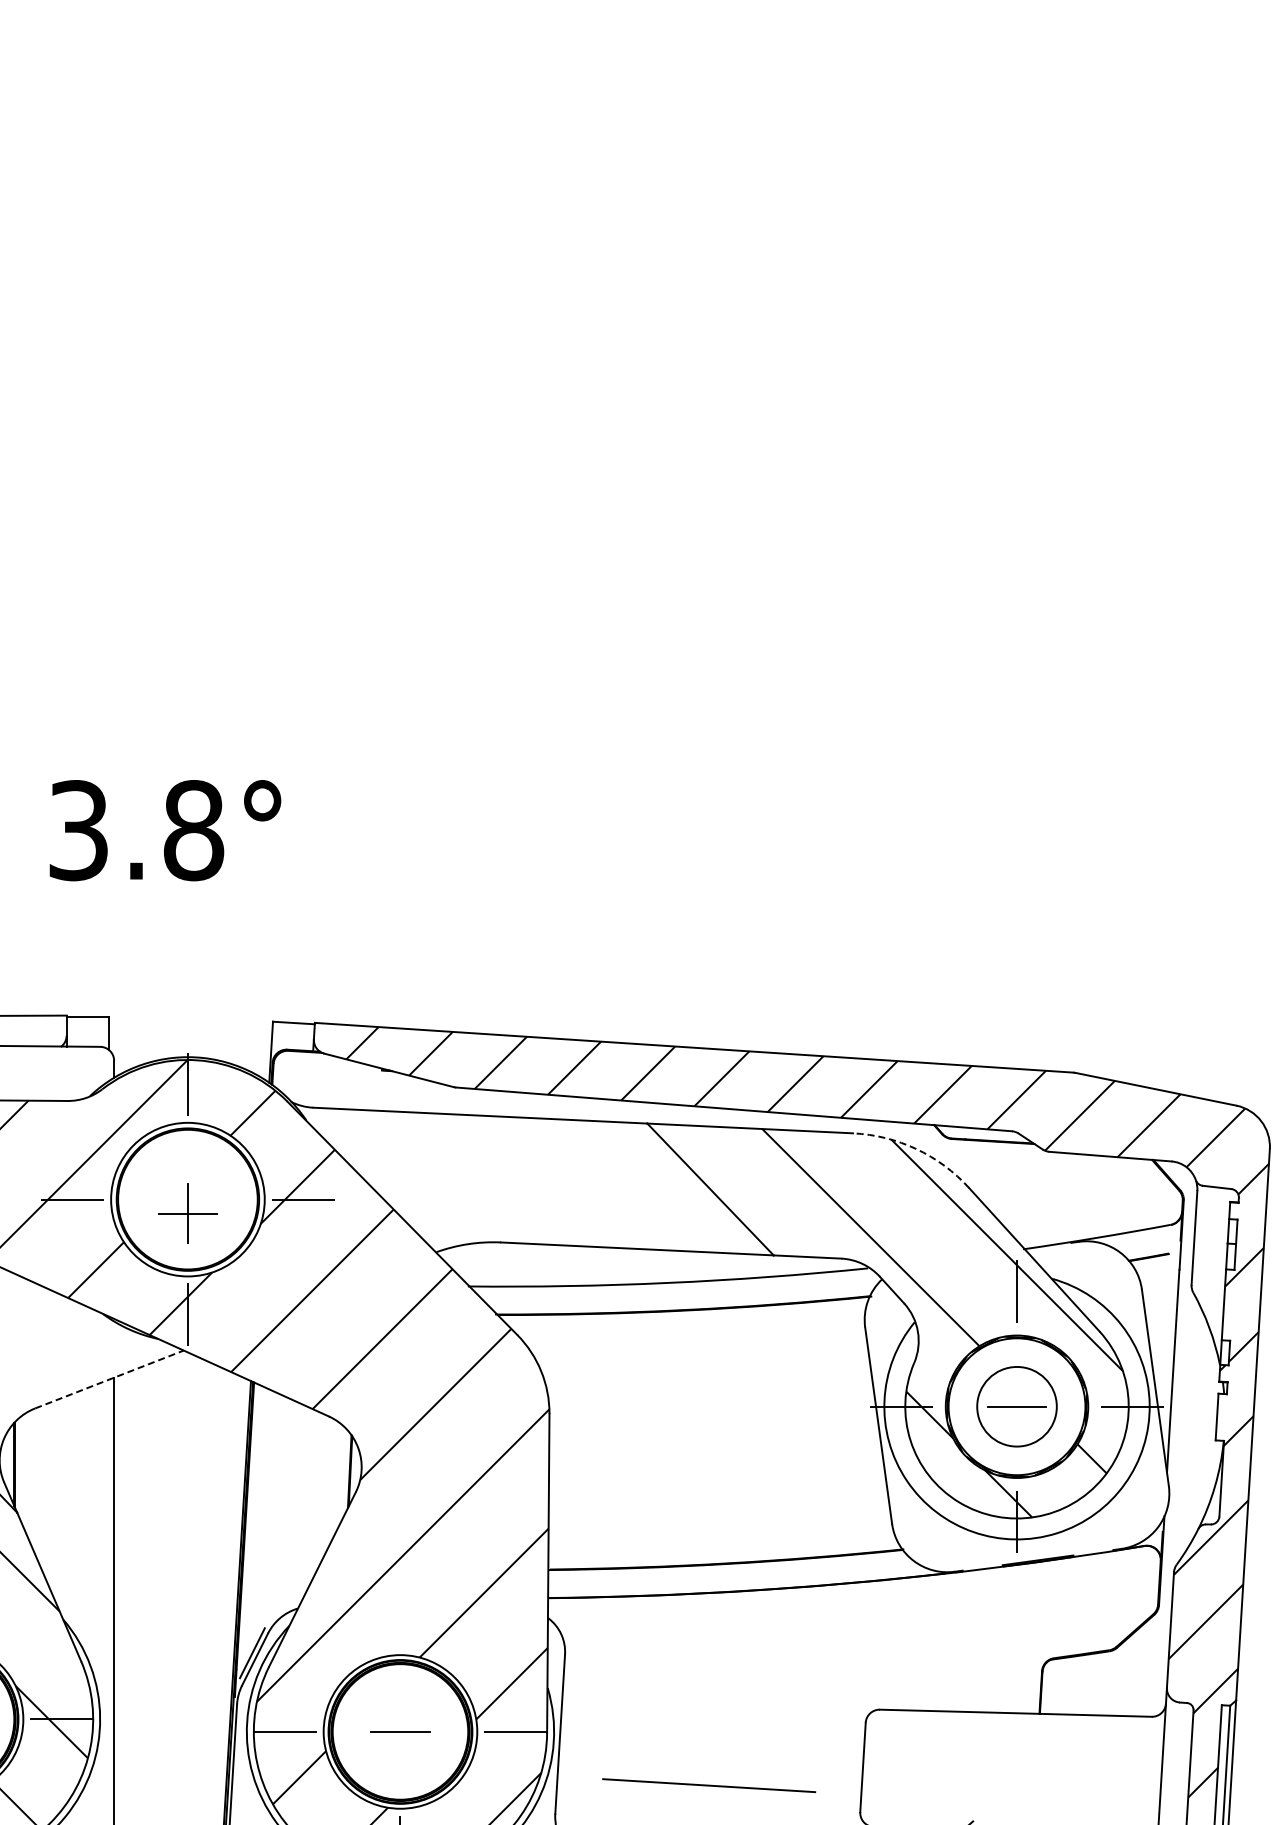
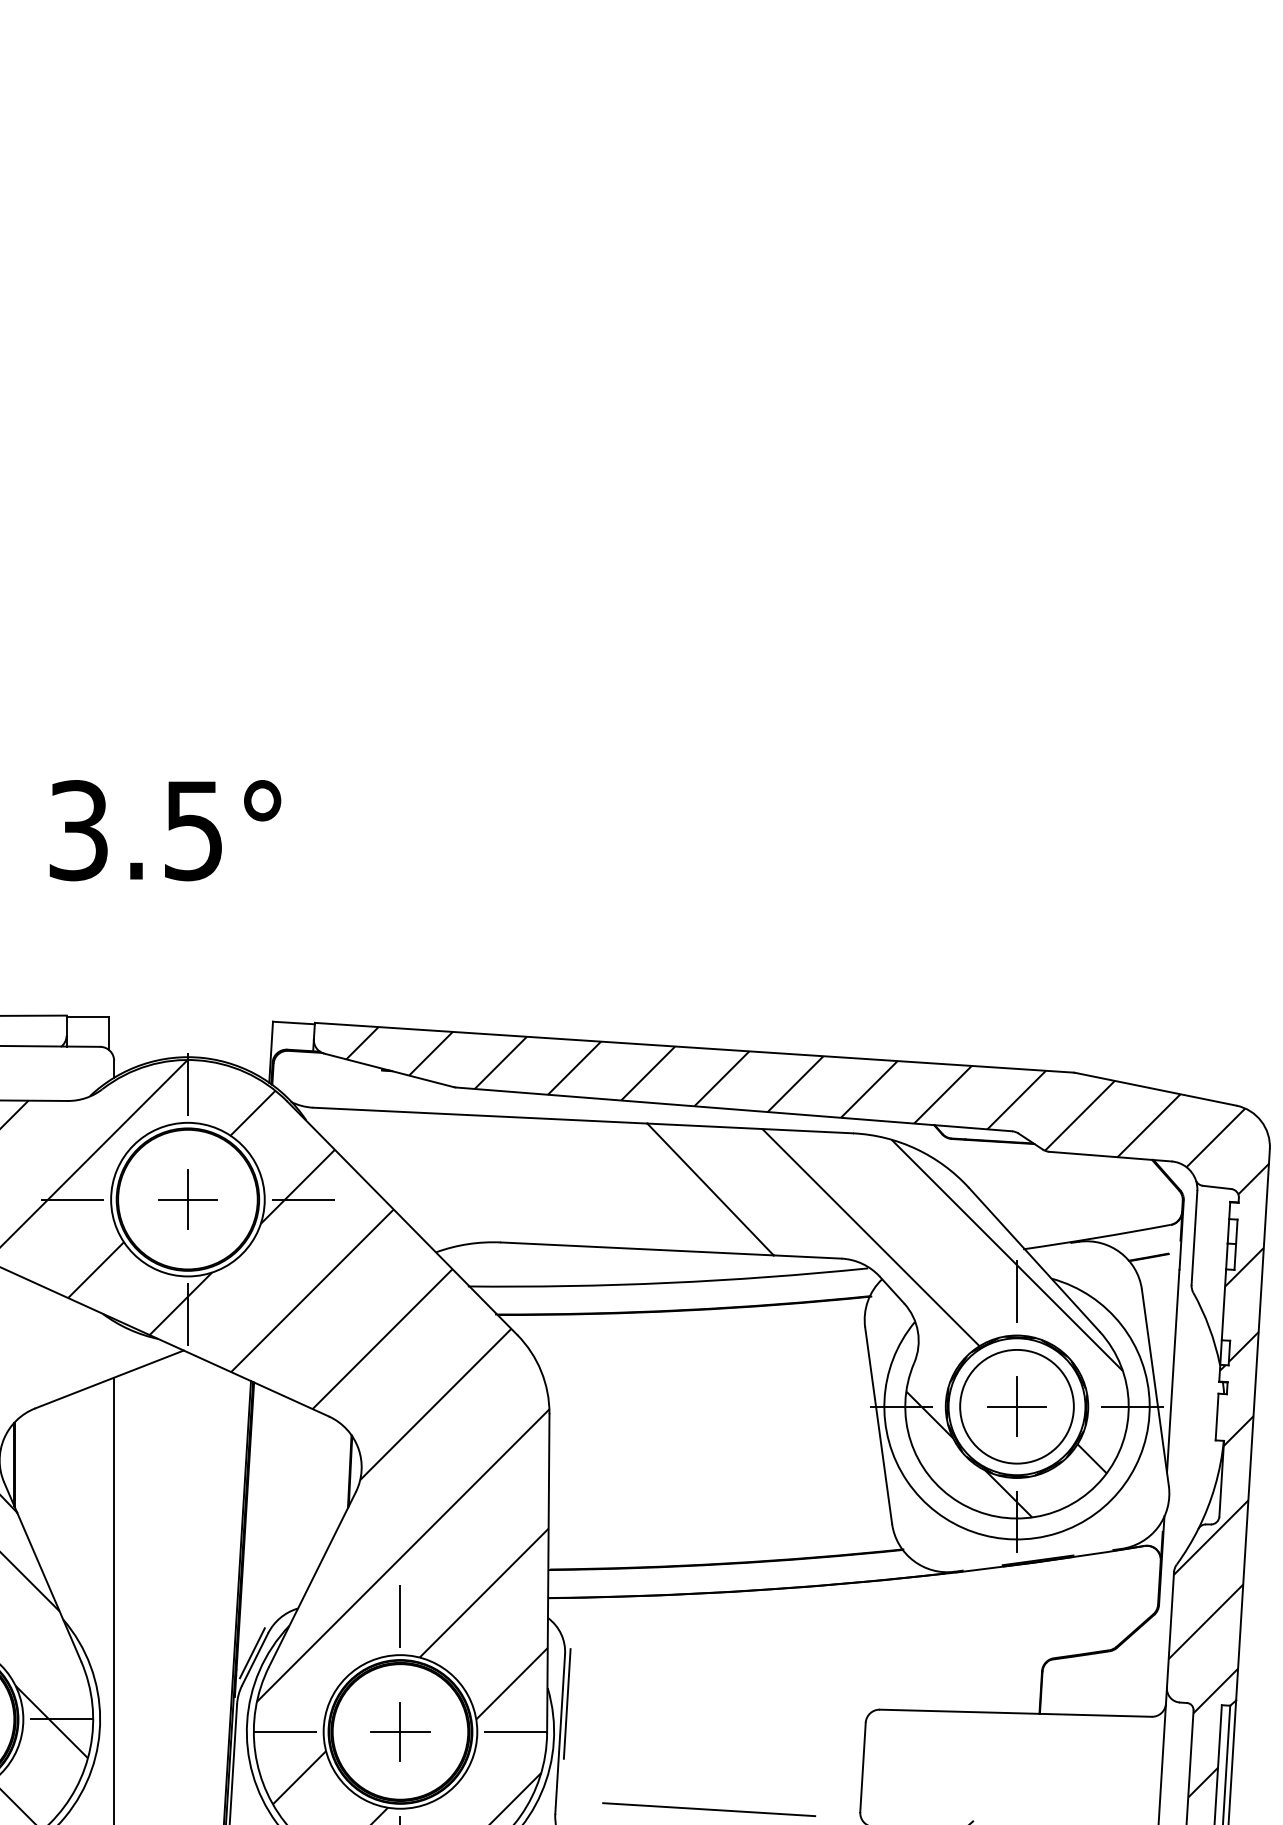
text: 3.8° -> 3.5° (193, 830)
arc: dashed -> solid (916, 1149)
part position: (187, 1213) -> (187, 1199) (187, 1199)
line: dashed -> solid (109, 1379)
circle diameter: 80 px -> 114 px (1016, 1406)
line: none -> present (1017, 1406)
line: none -> present (400, 1616)
line: none -> present (566, 1703)
line: none -> present (400, 1731)
line position: (709, 1785) -> (709, 1809) (709, 1809)
